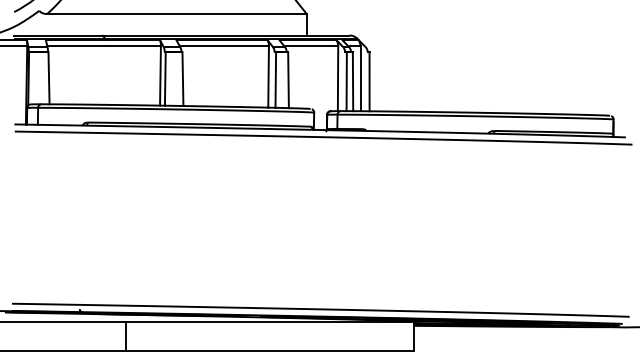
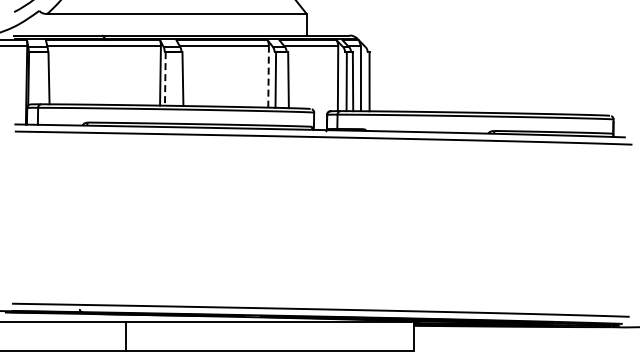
line: solid -> dashed (268, 76)
line: solid -> dashed (165, 78)
